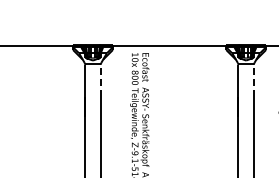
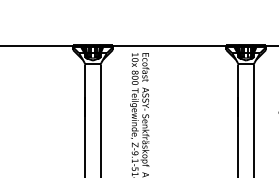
line: dashed -> solid (100, 80)
line: dashed -> solid (253, 80)
